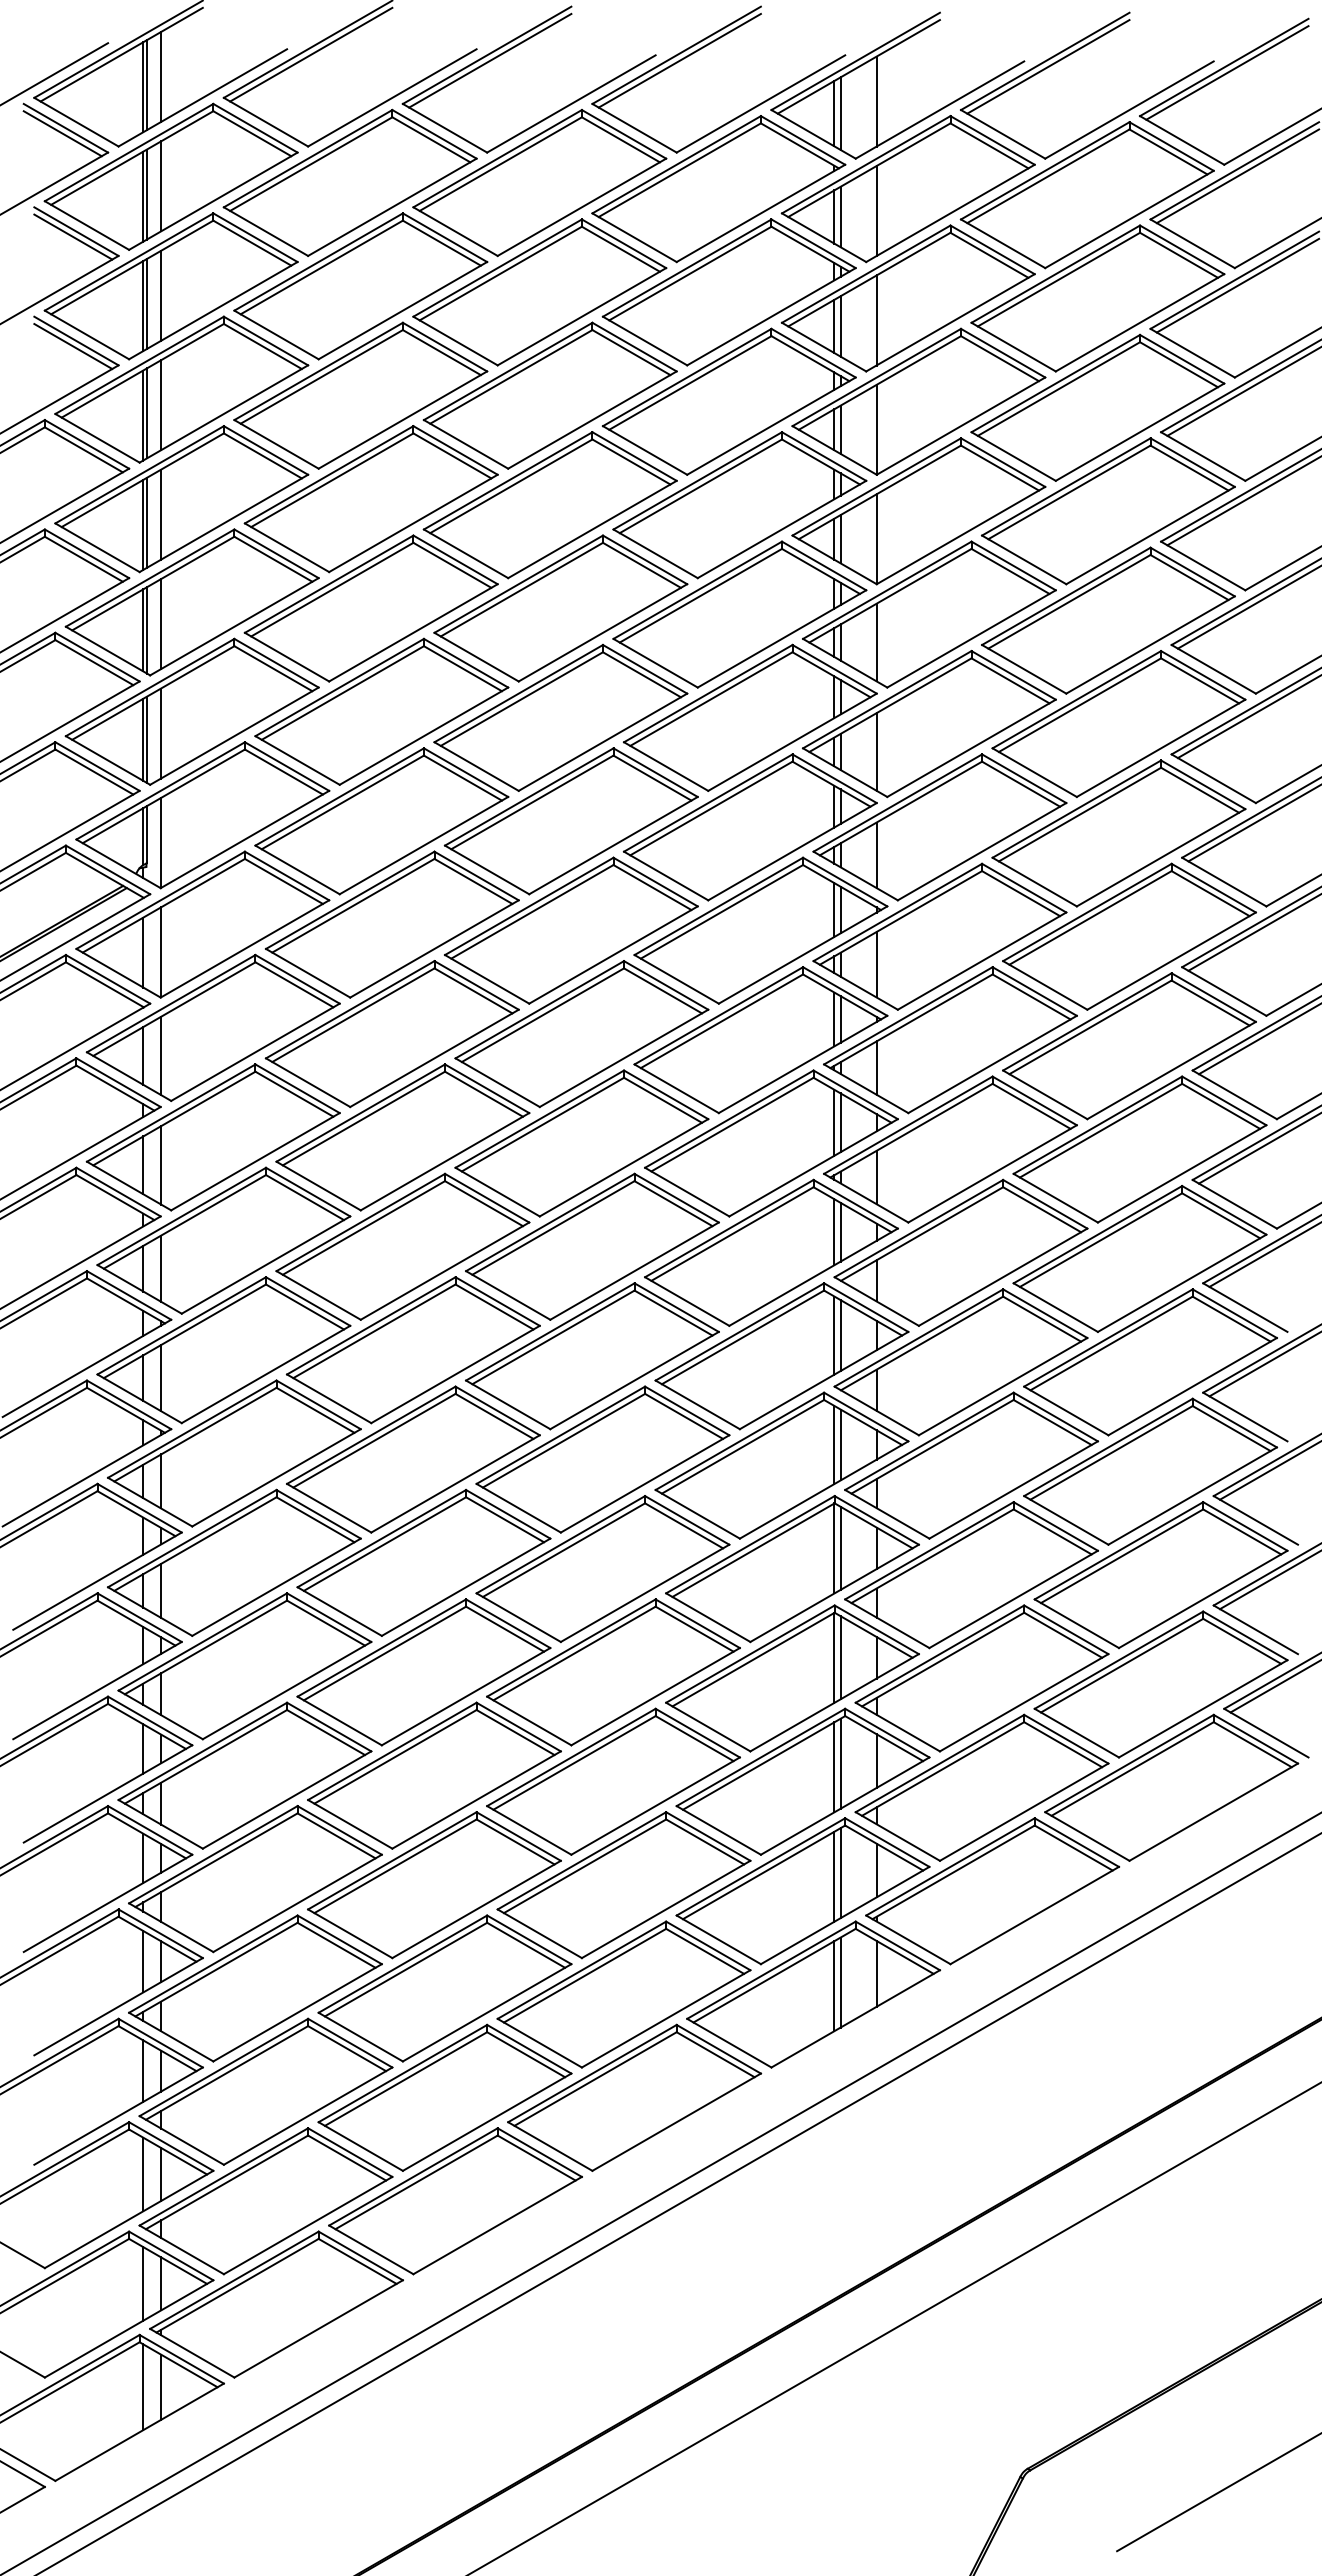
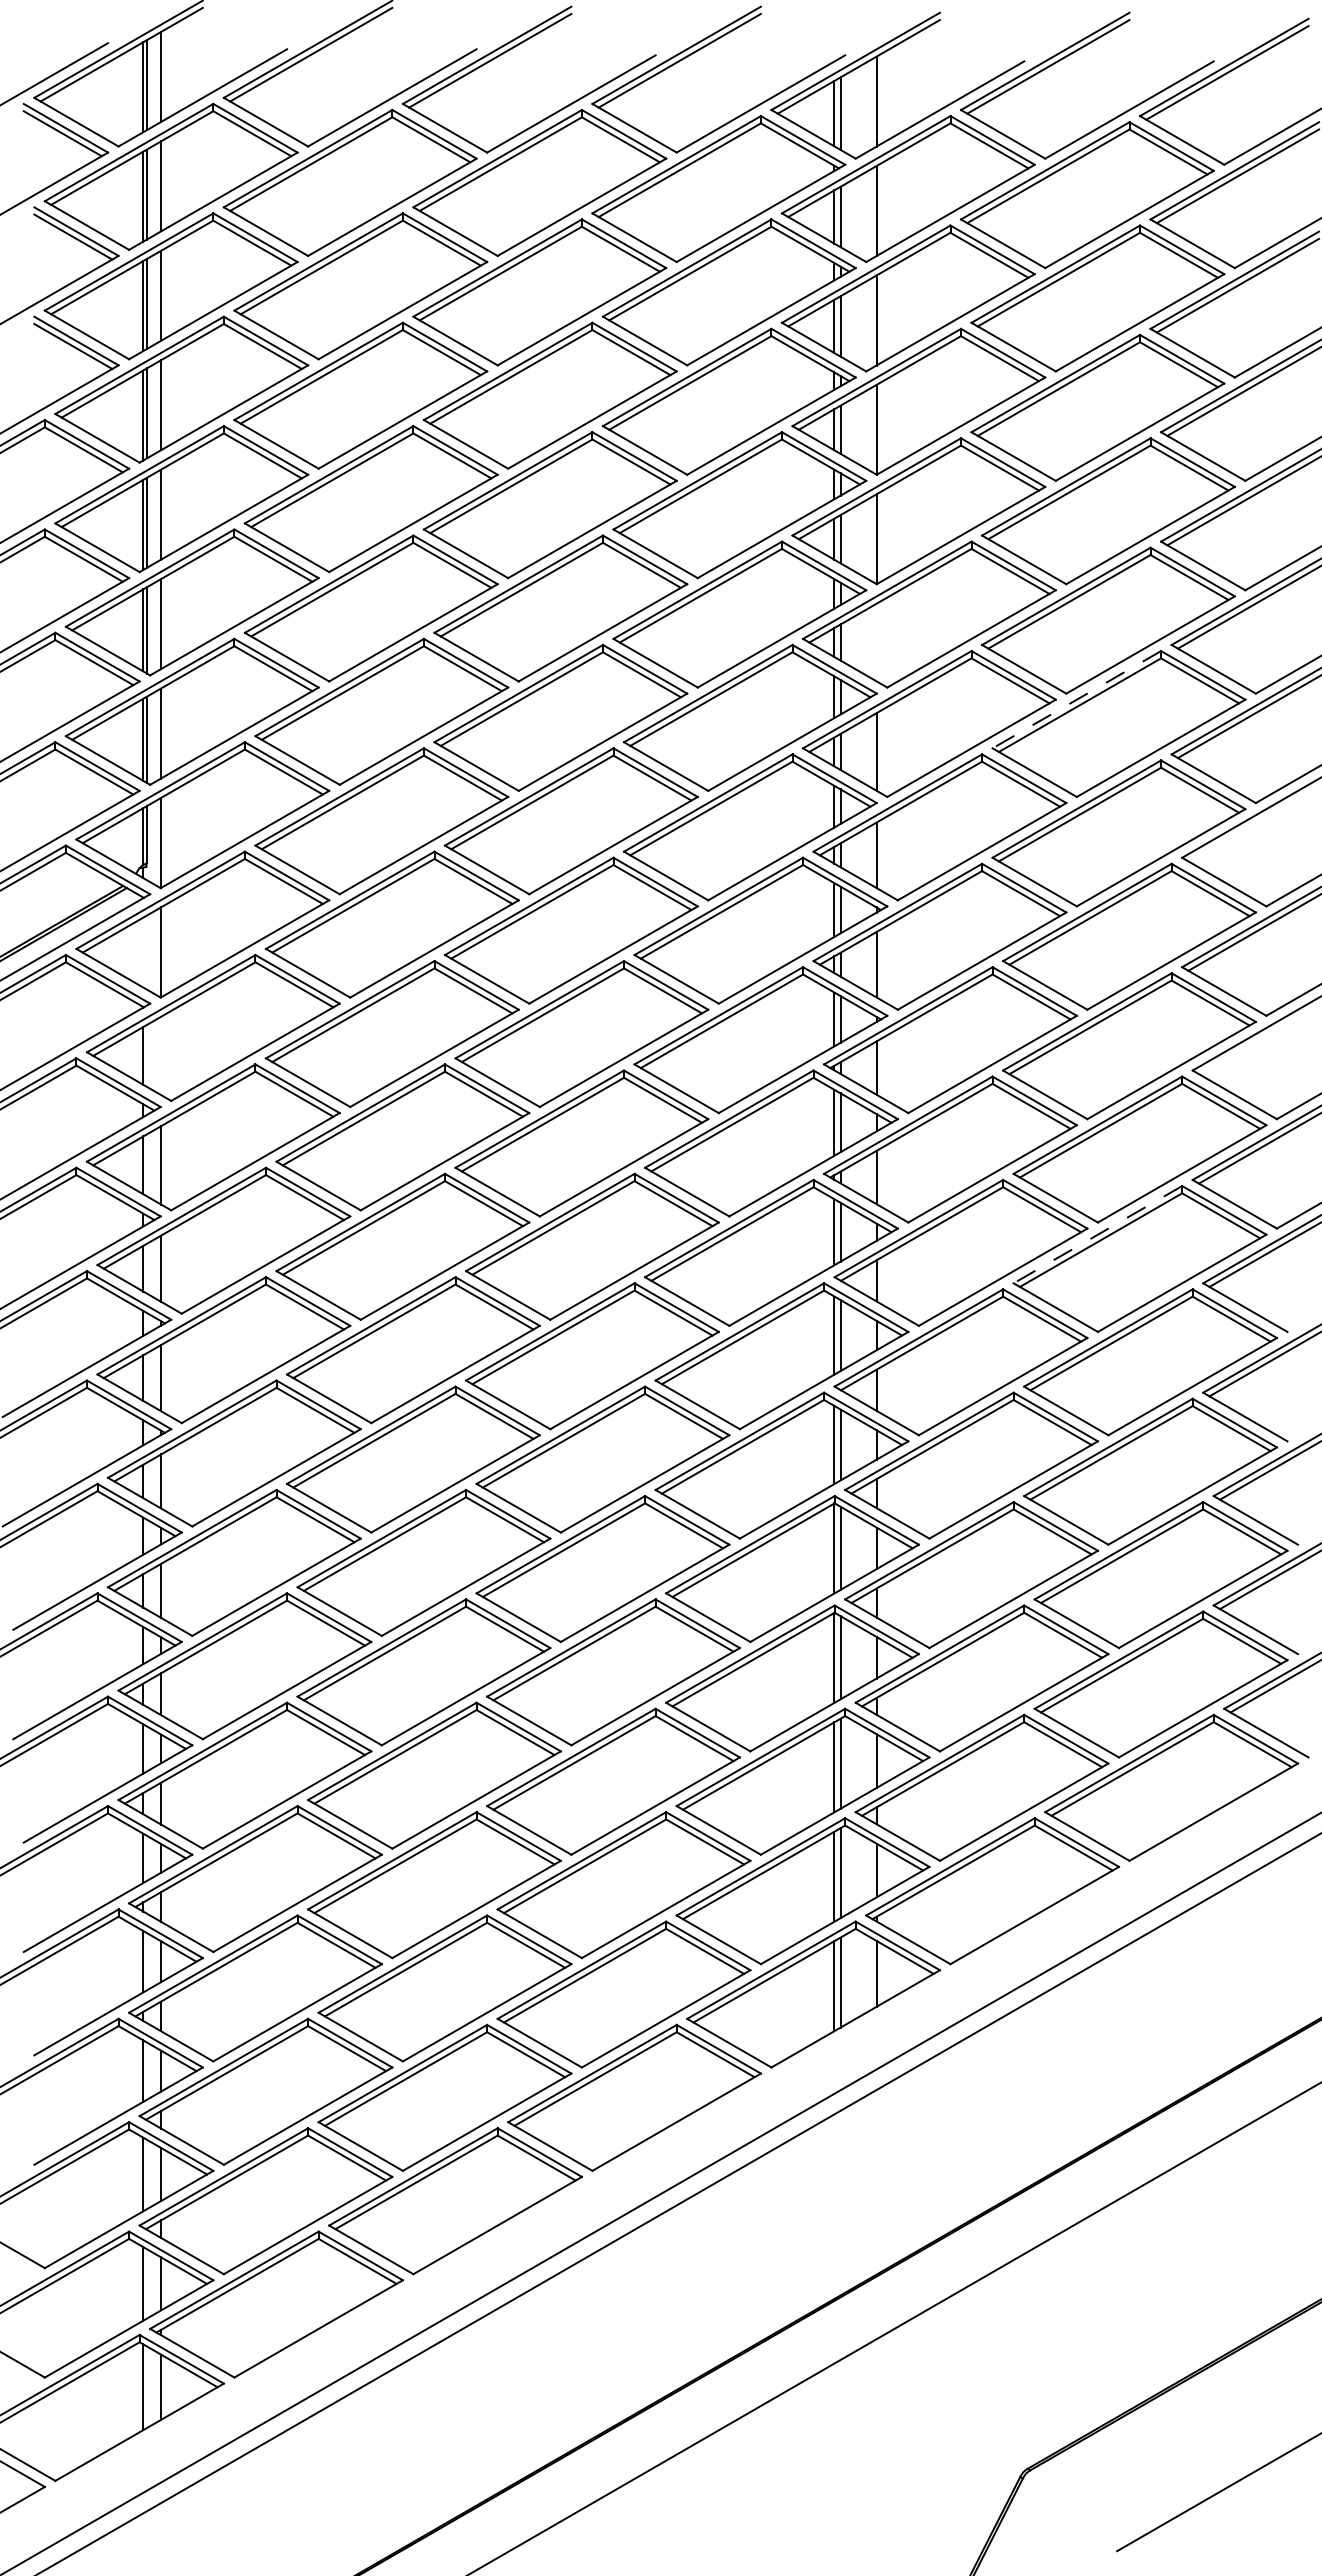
line: present -> none (876, 642)
line: solid -> dashed (1076, 699)
line: present -> none (1253, 823)
line: present -> none (143, 952)
line: present -> none (1258, 1039)
line: present -> none (161, 1055)
line: solid -> dashed (1097, 1234)
